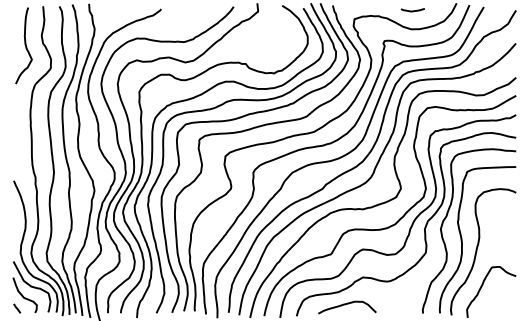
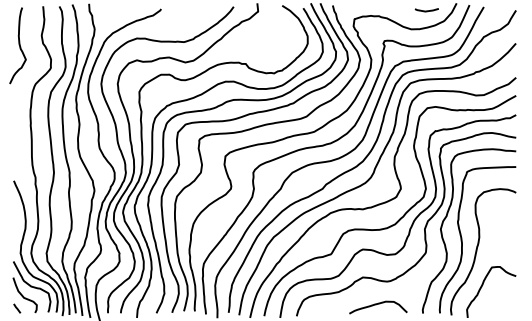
curve position: (412, 10) -> (426, 10) (426, 10)
curve position: (24, 44) -> (18, 44) (18, 44)
curve position: (345, 305) -> (376, 305) (376, 305)
